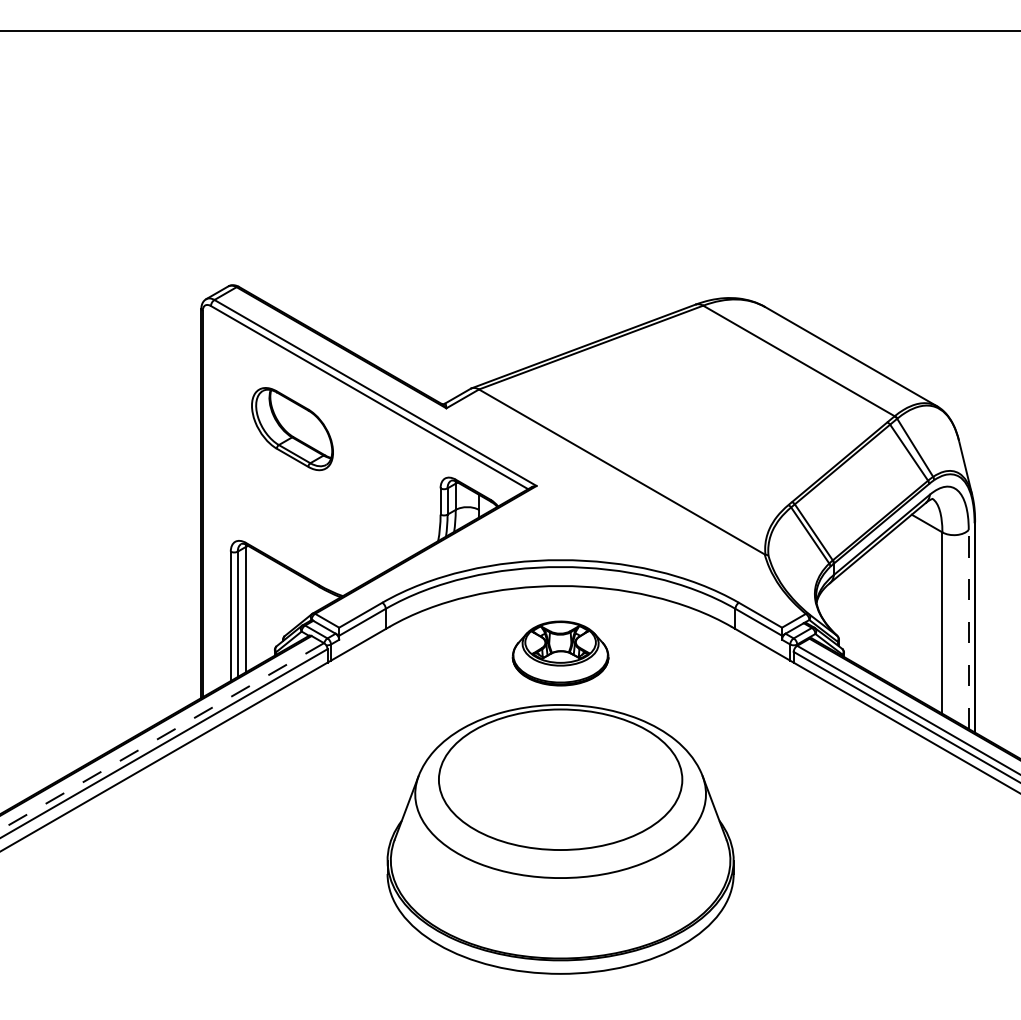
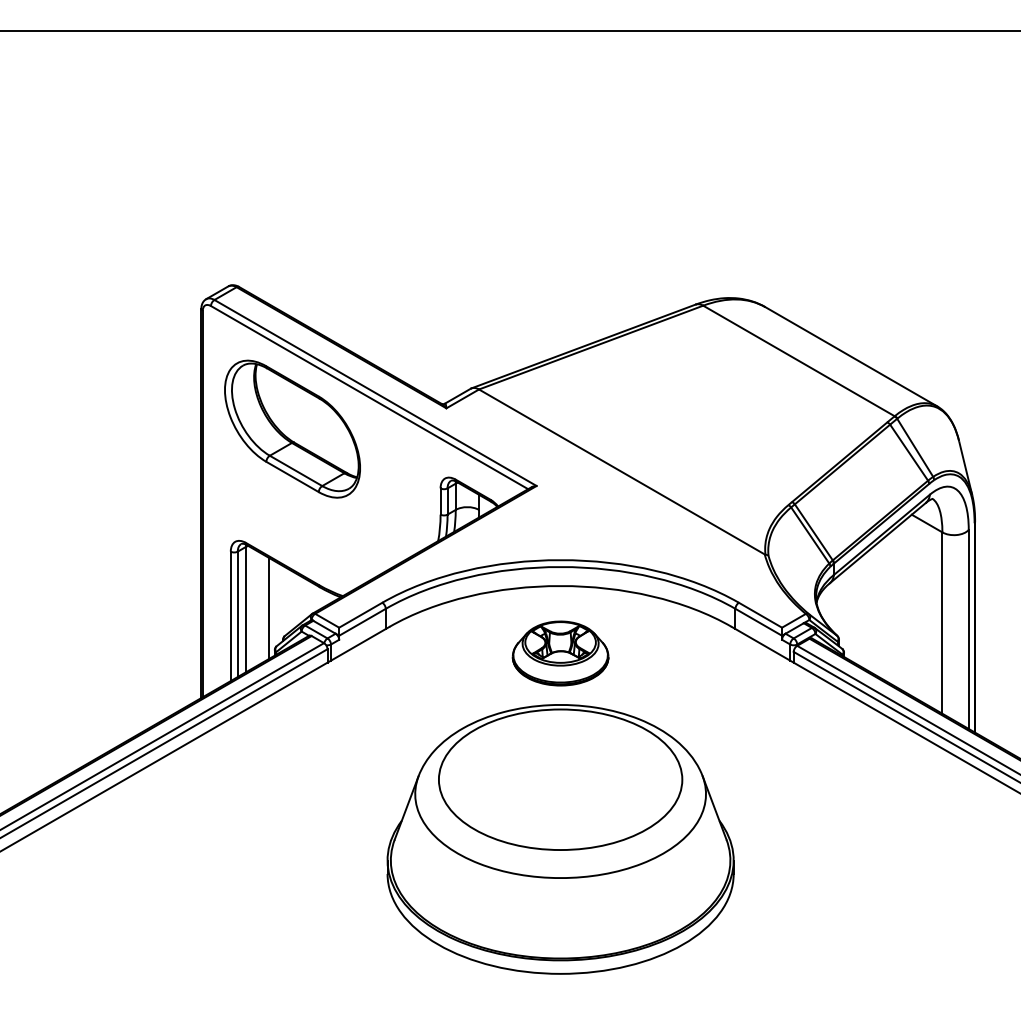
part size: 83x85 px -> 137x140 px (292, 428)
line: none -> present (269, 608)
line: dashed -> solid (968, 629)
line: dashed -> solid (162, 736)
